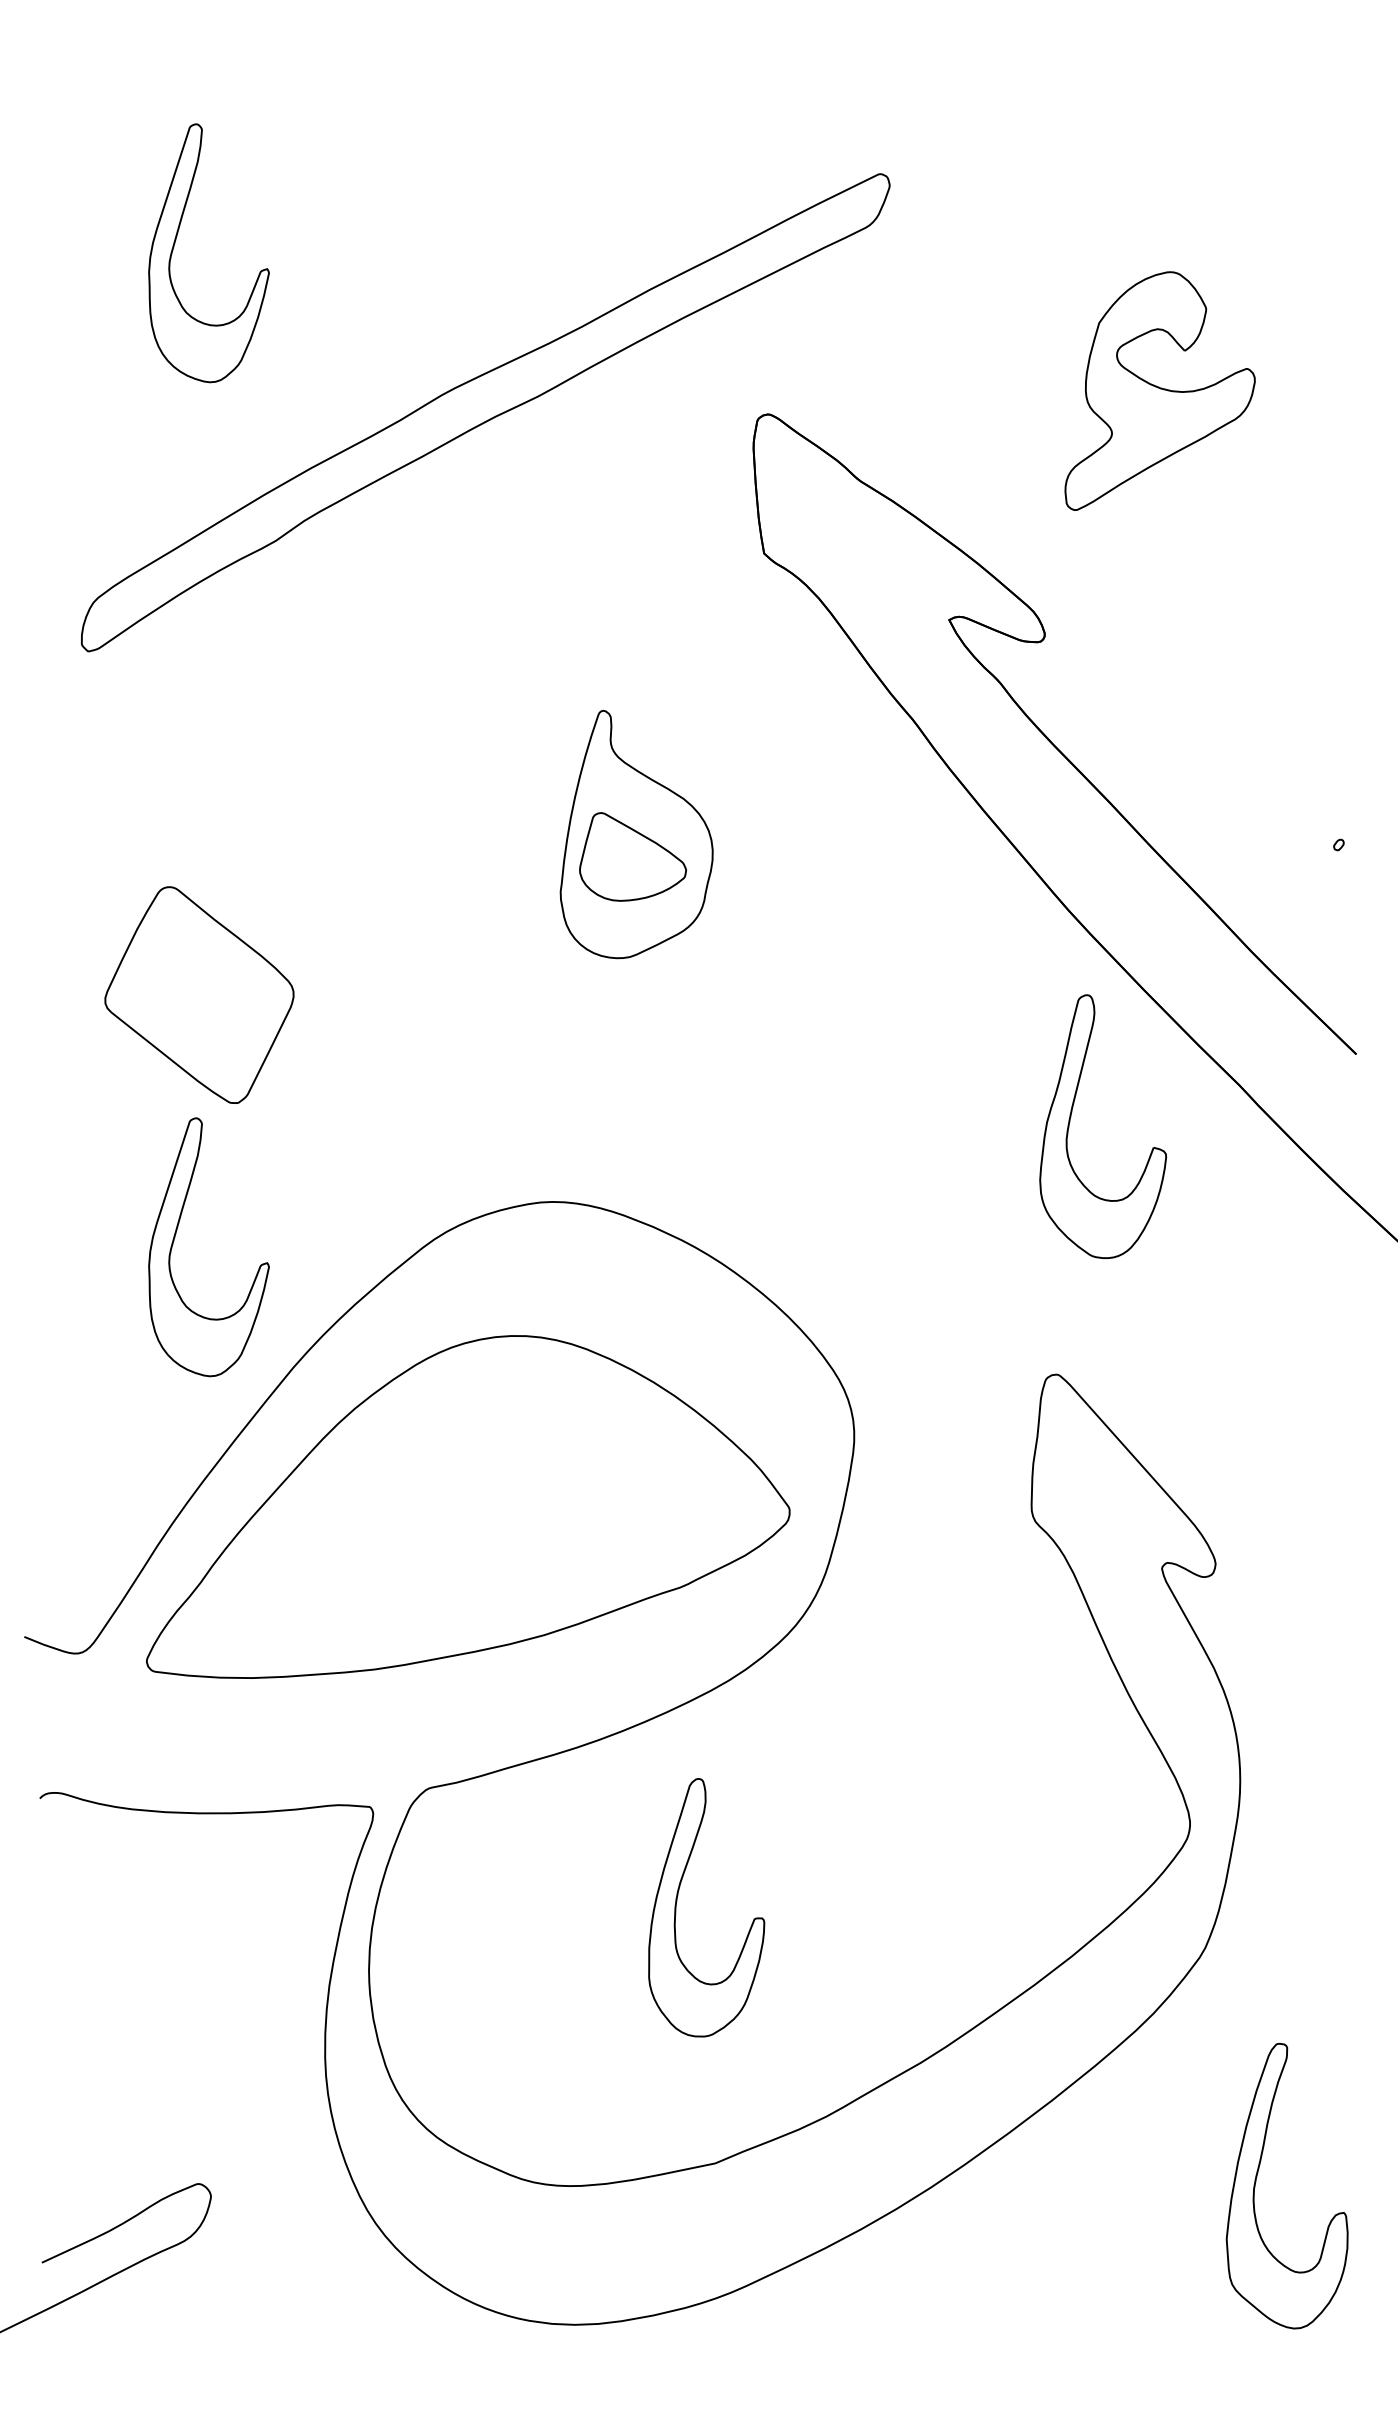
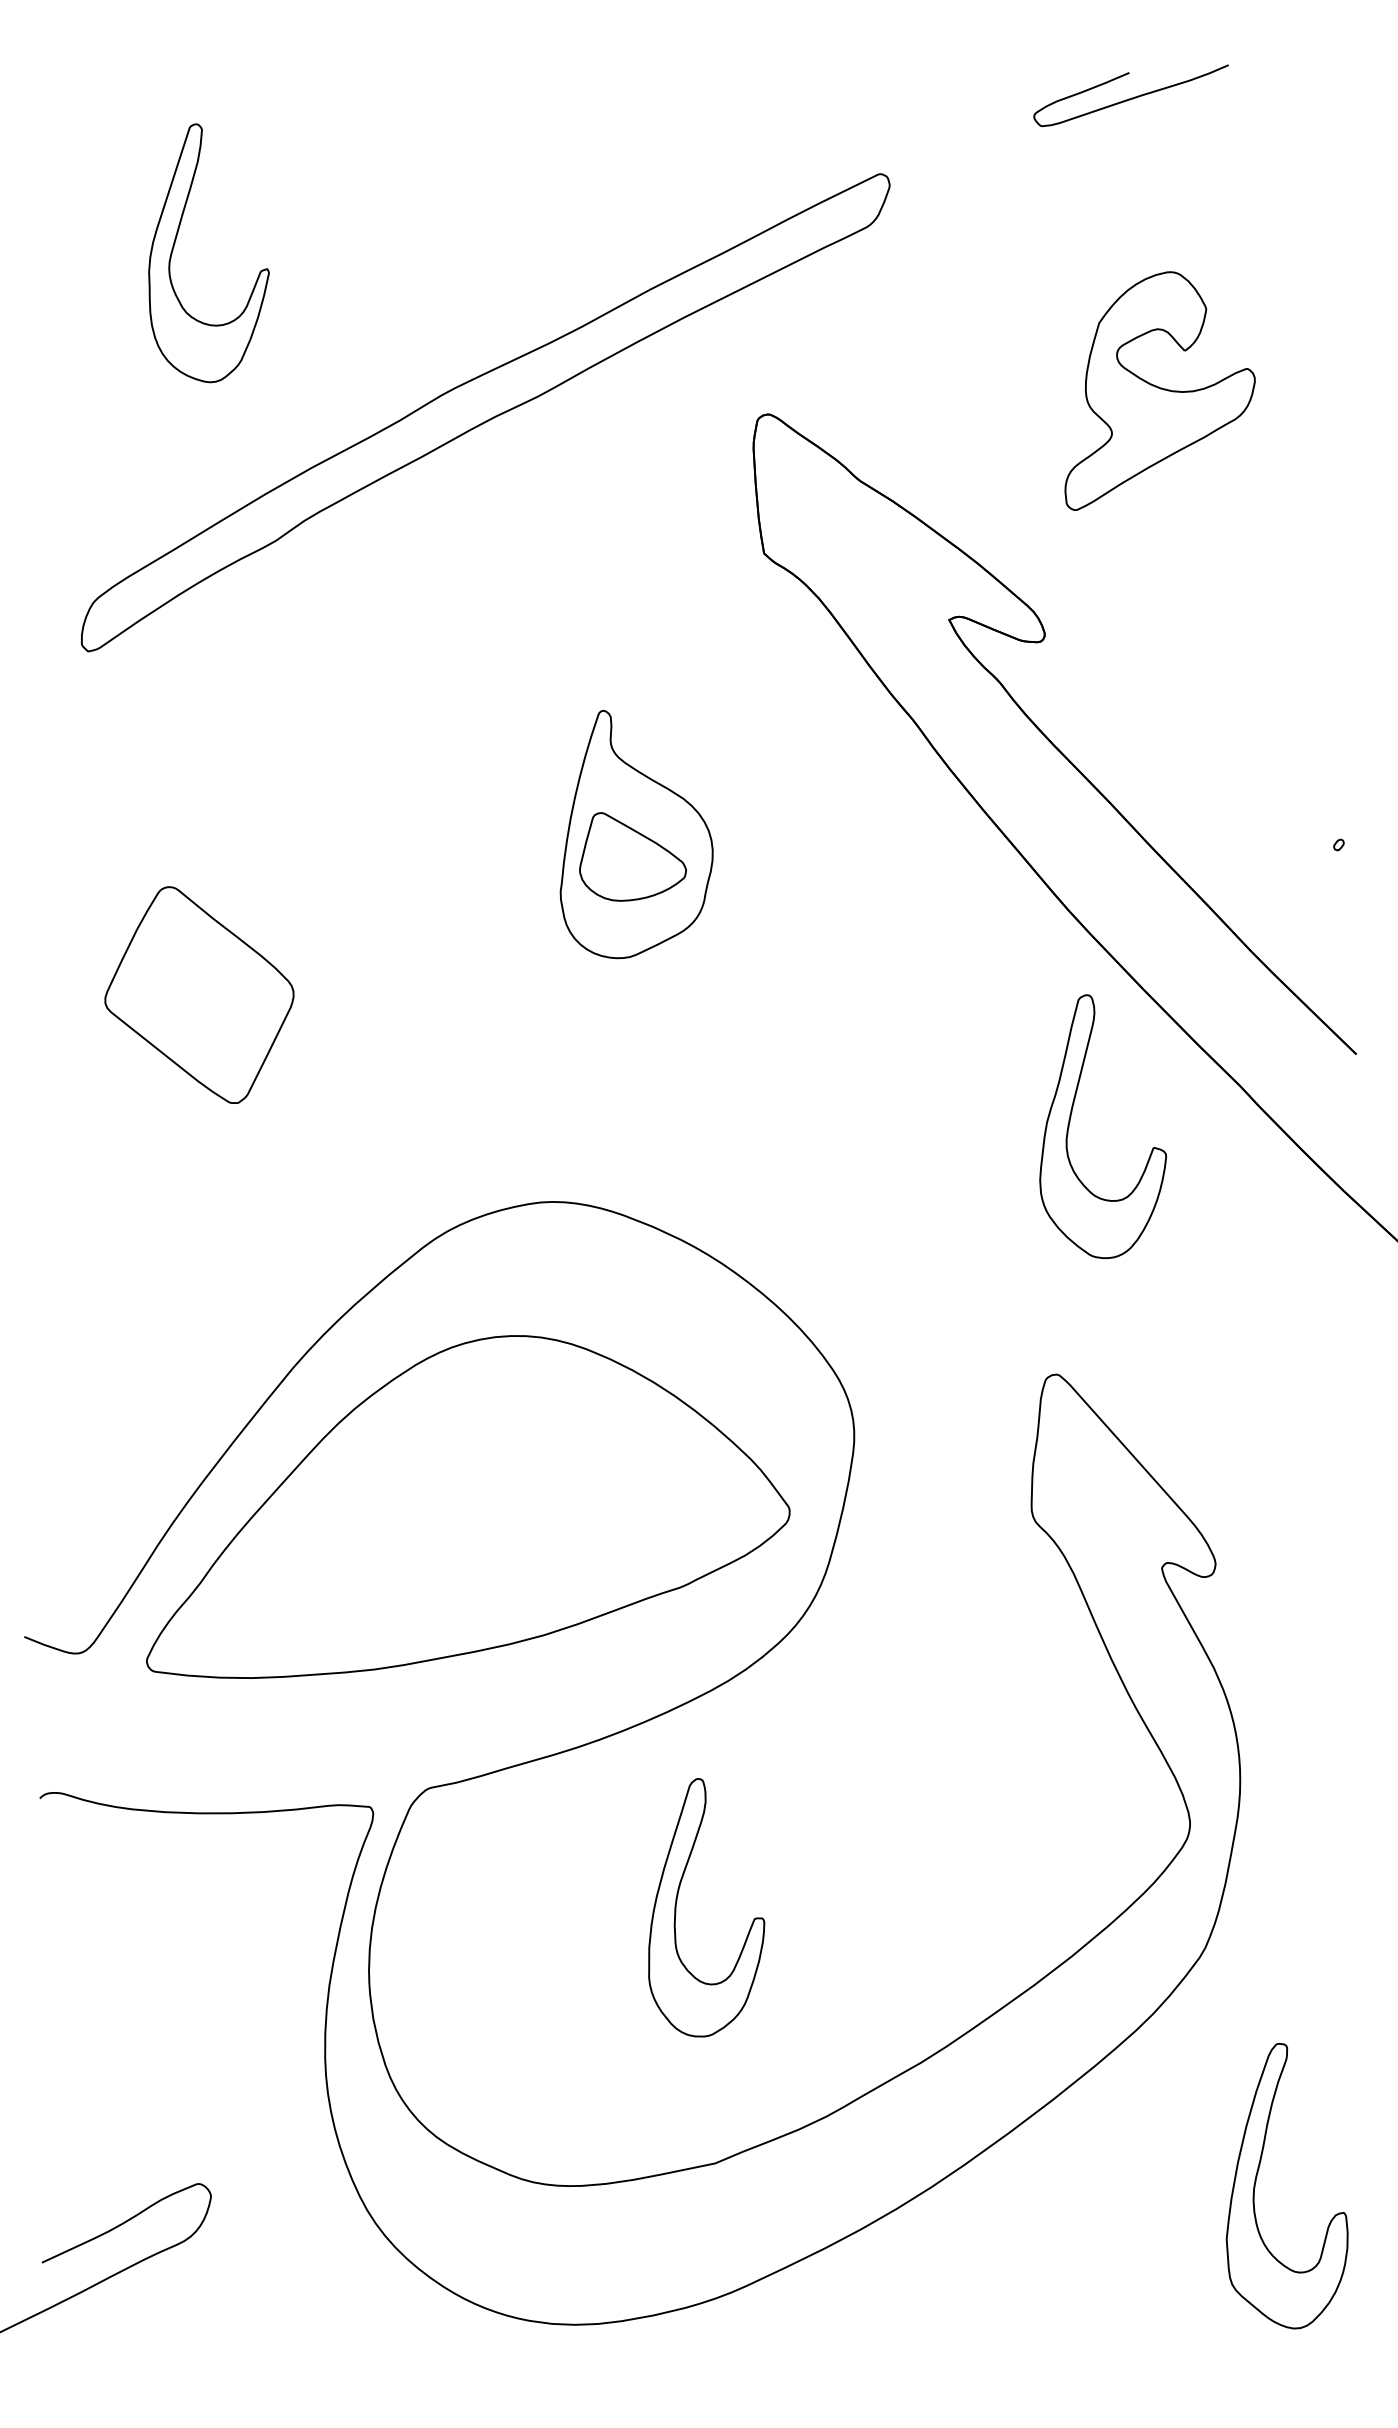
curve: none -> present (1131, 97)
part: present -> none (175, 1237)
